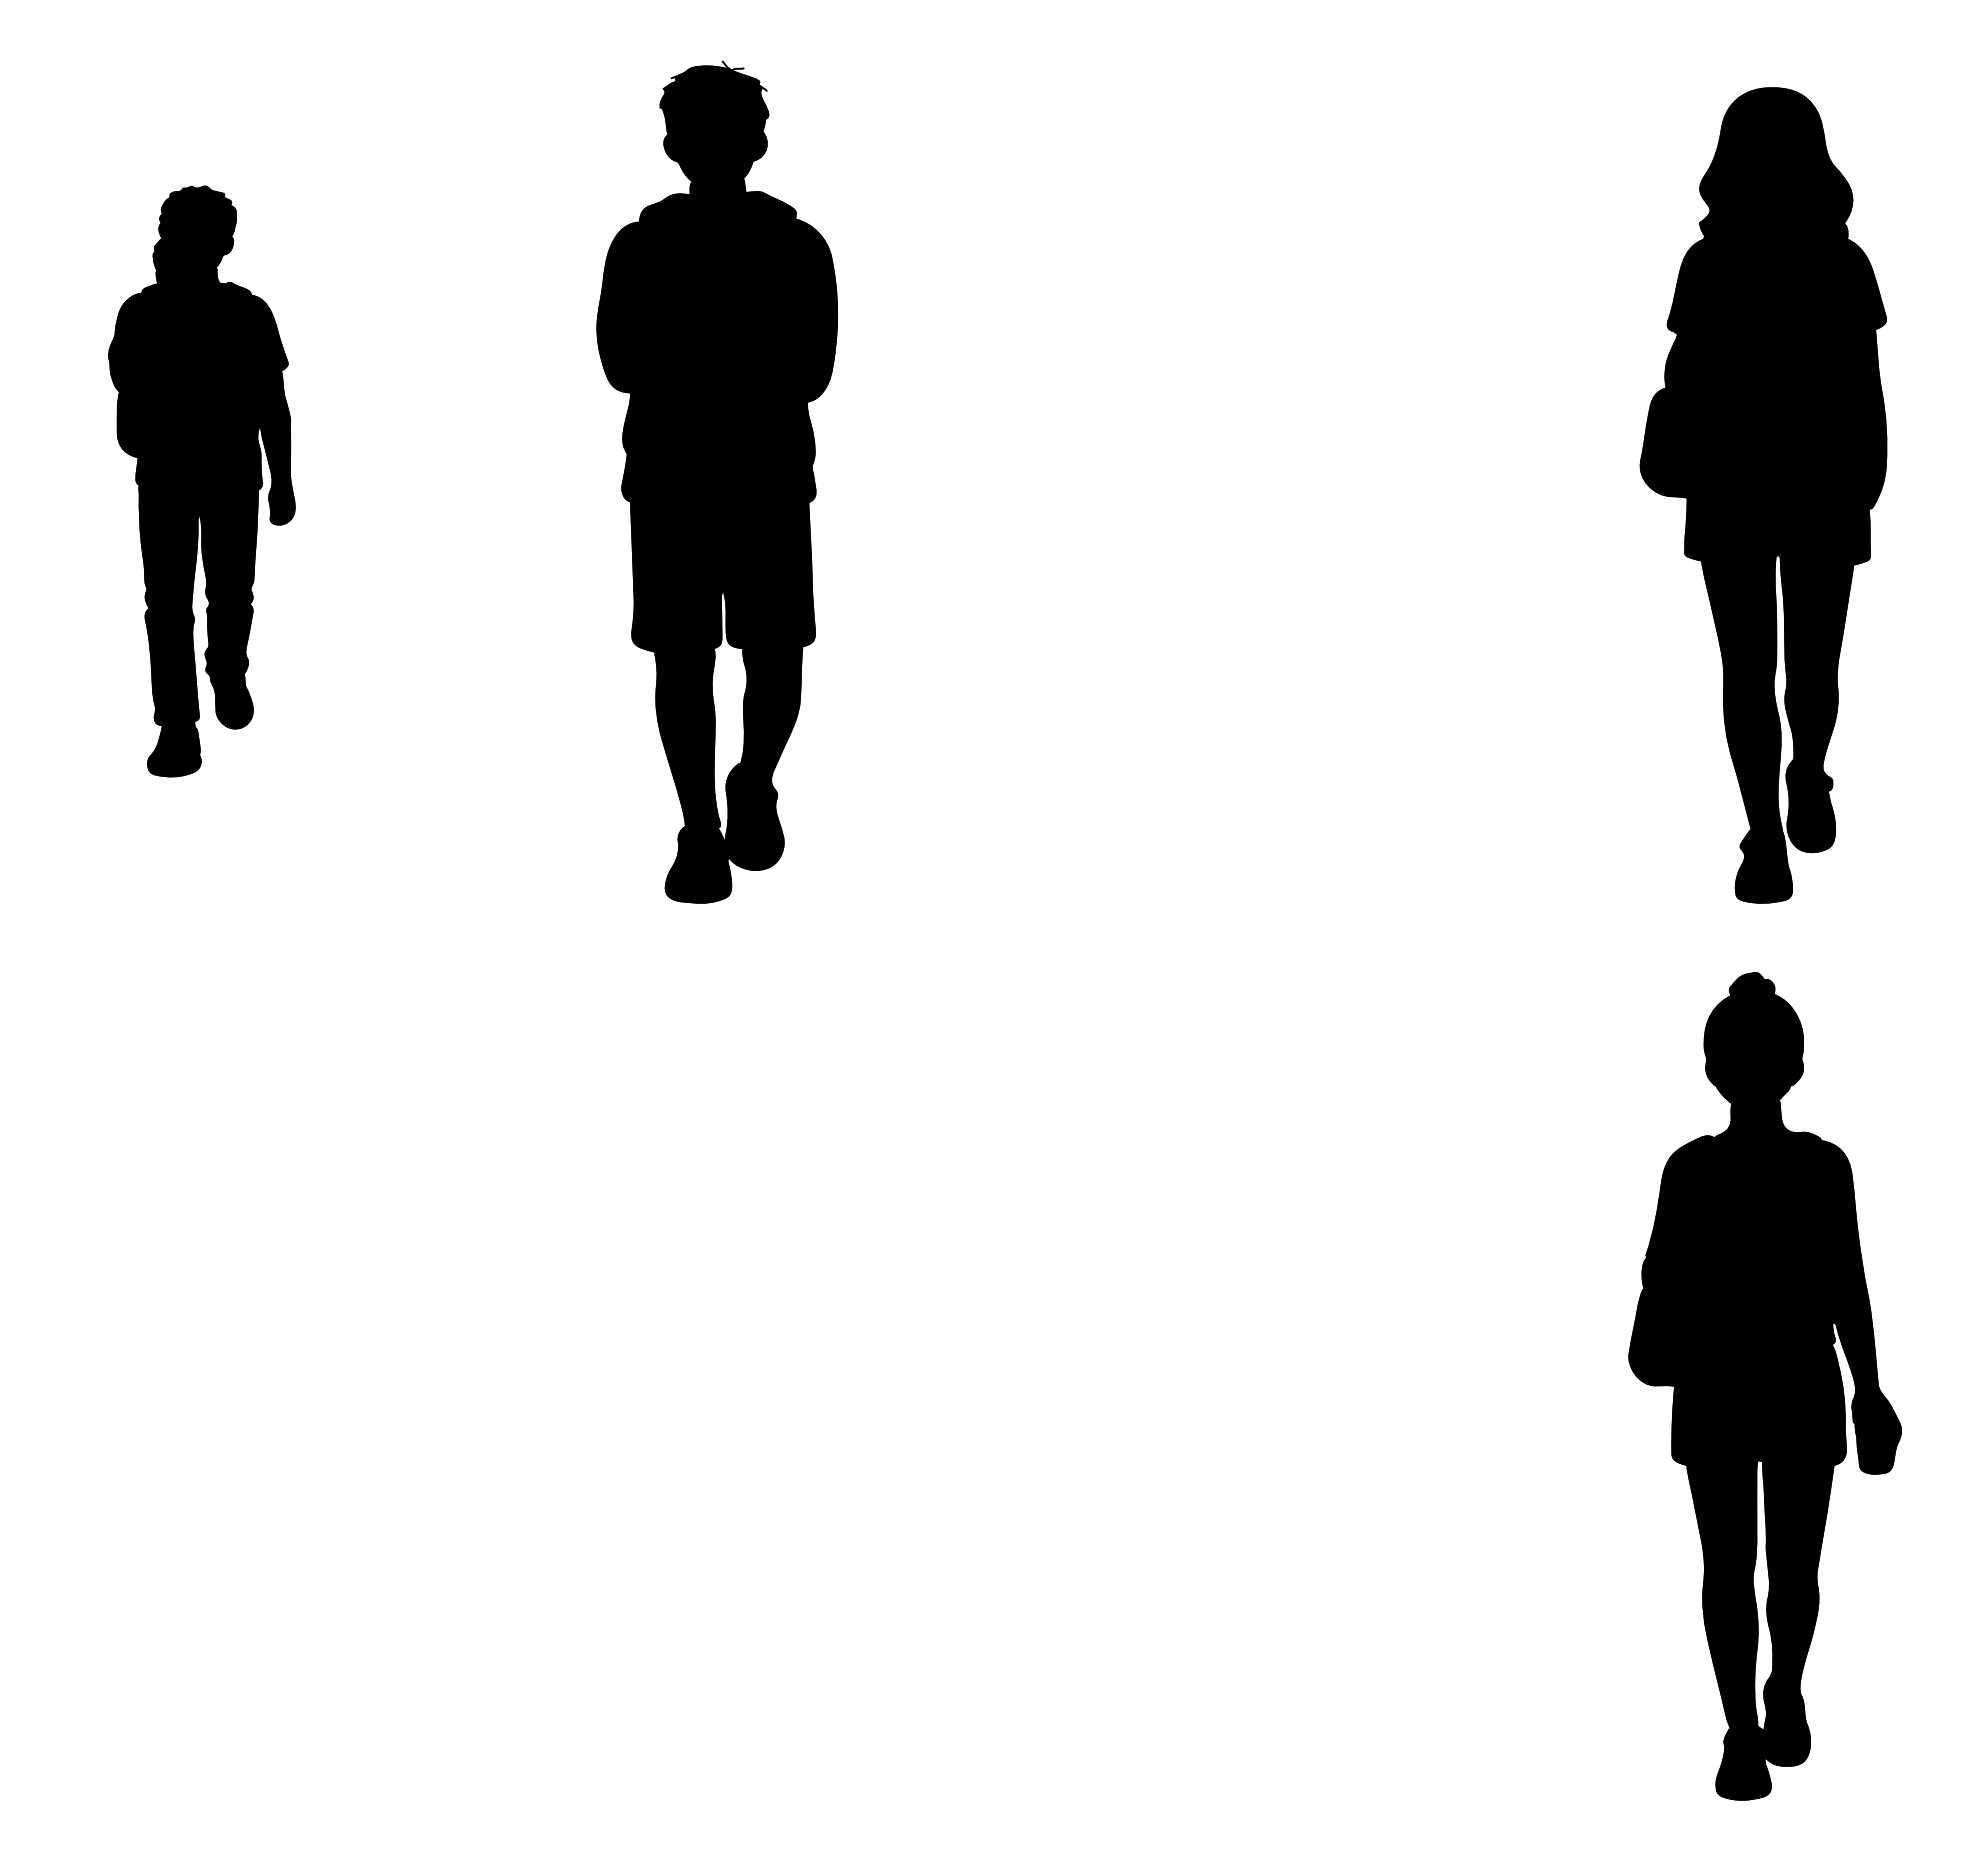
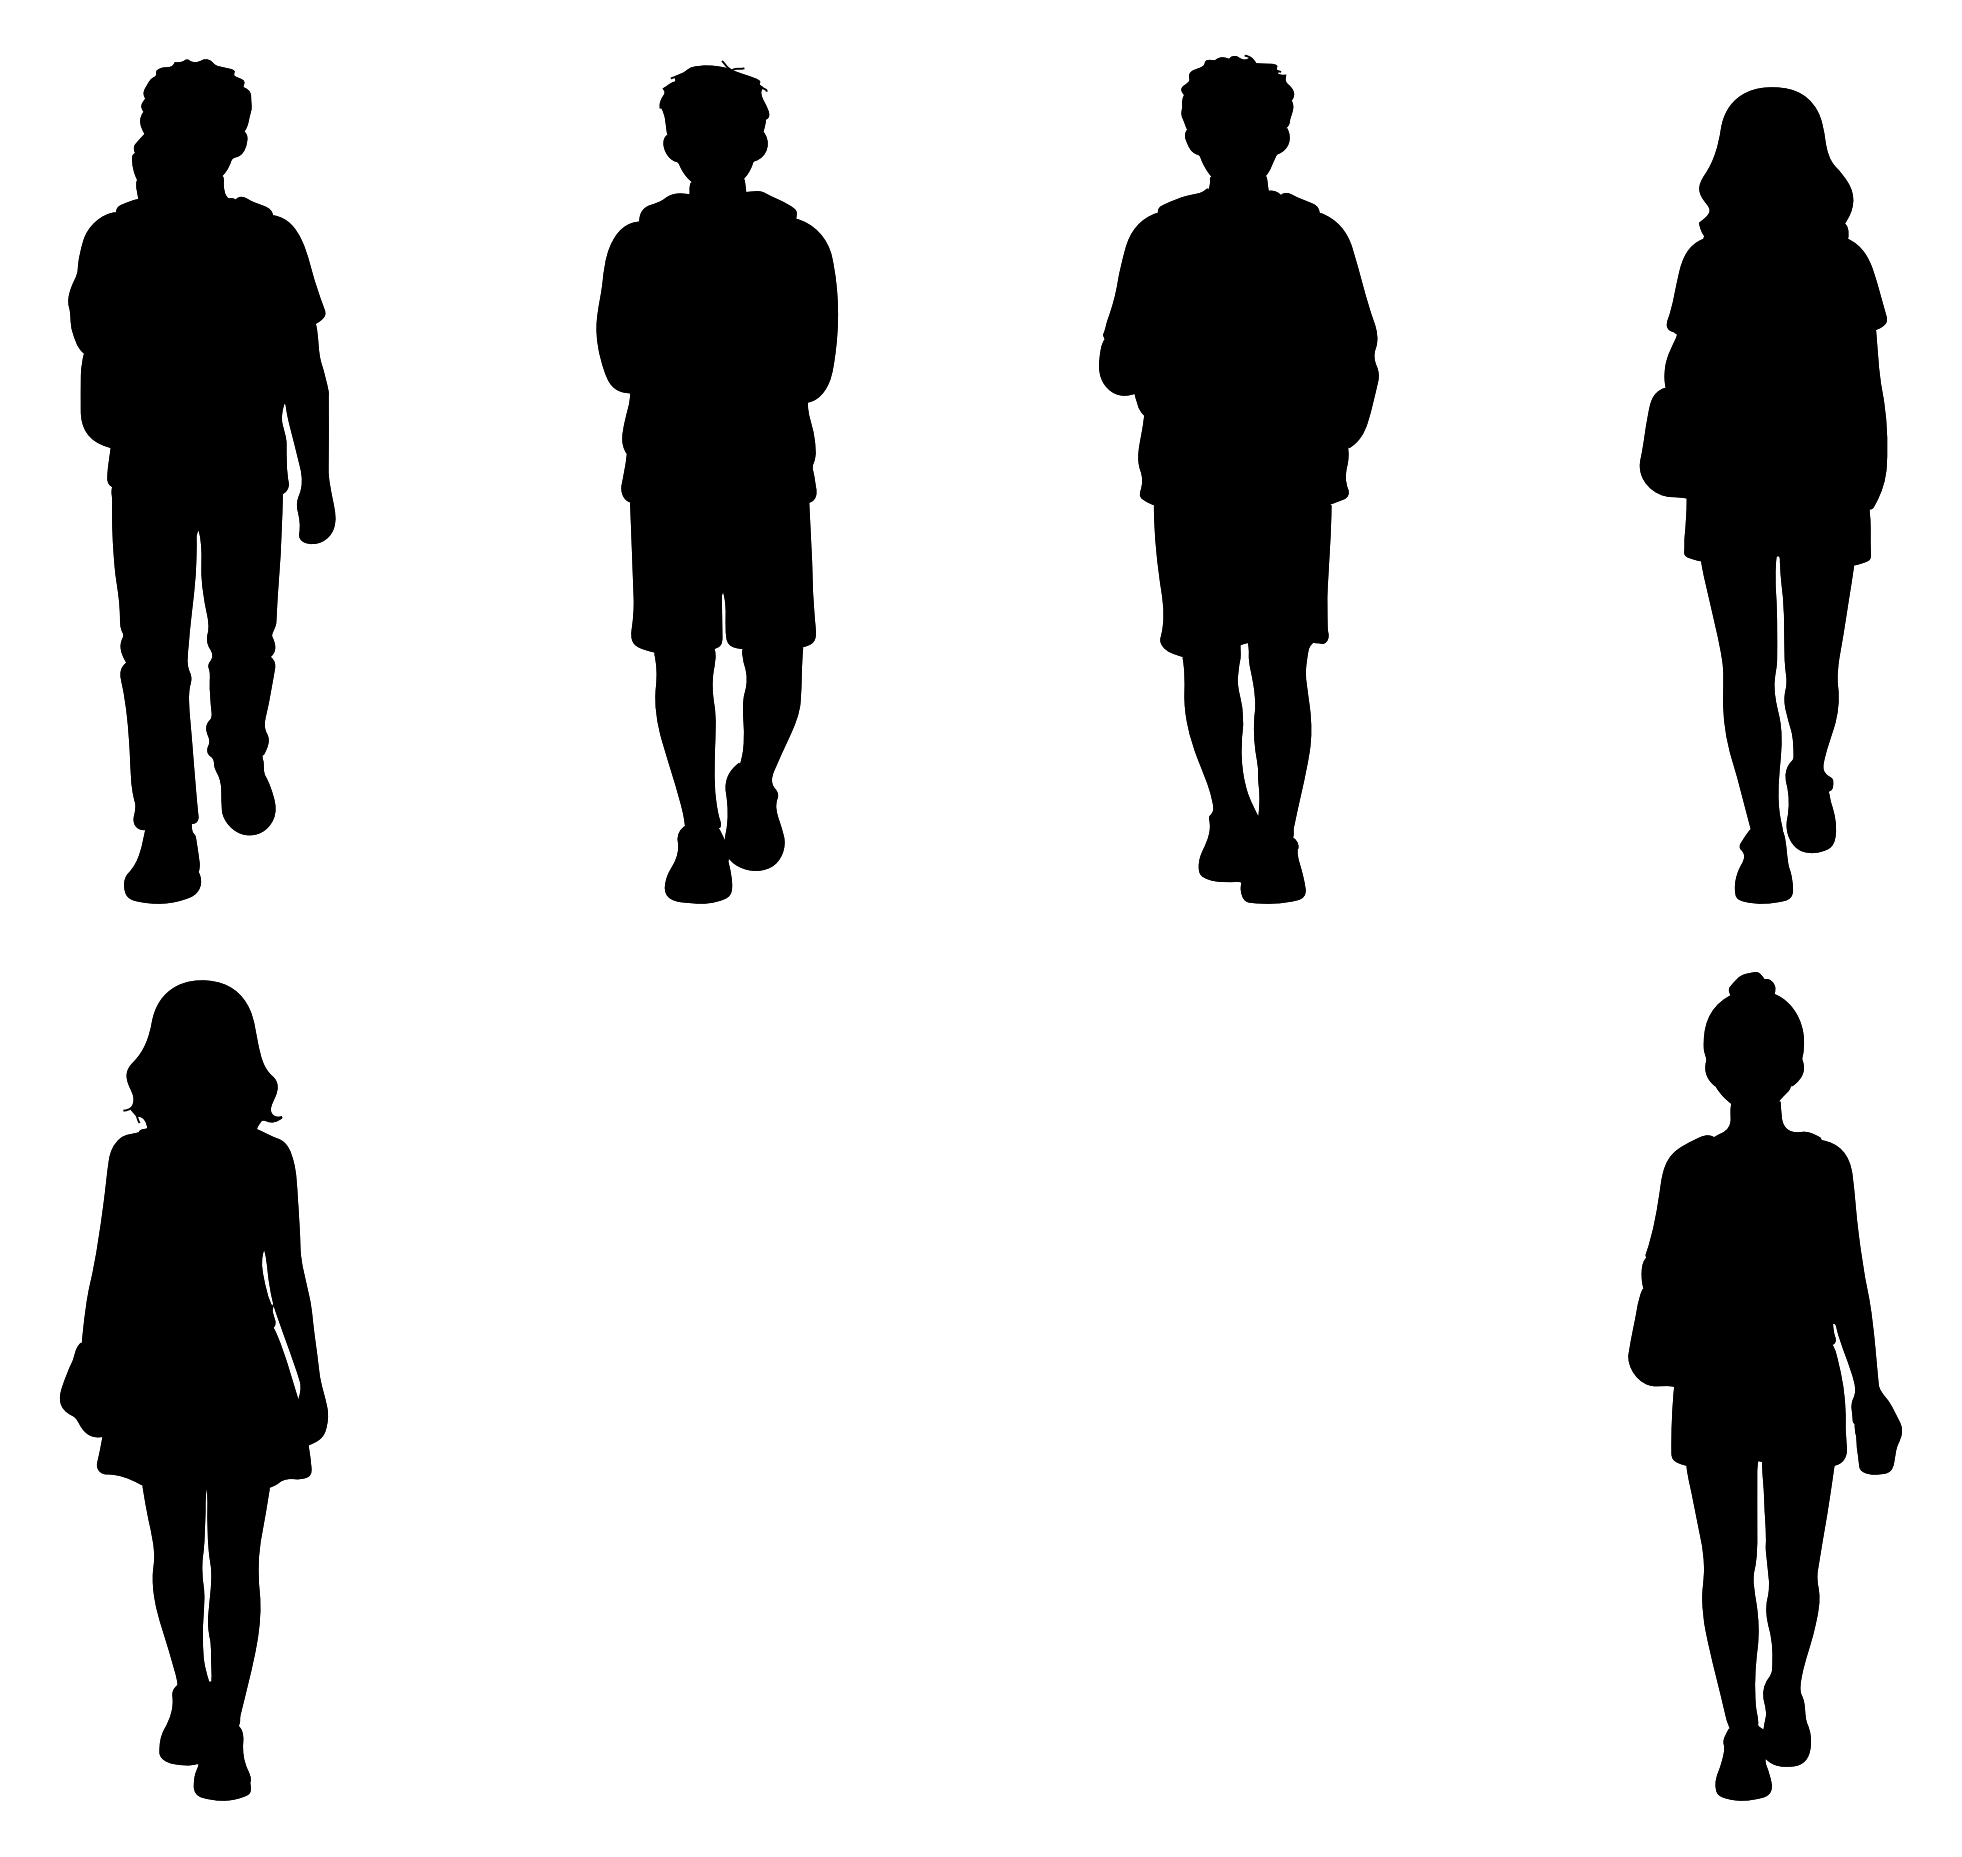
part: none -> present (1238, 478)
part size: 188x593 px -> 268x845 px (201, 481)
part: none -> present (193, 1390)
